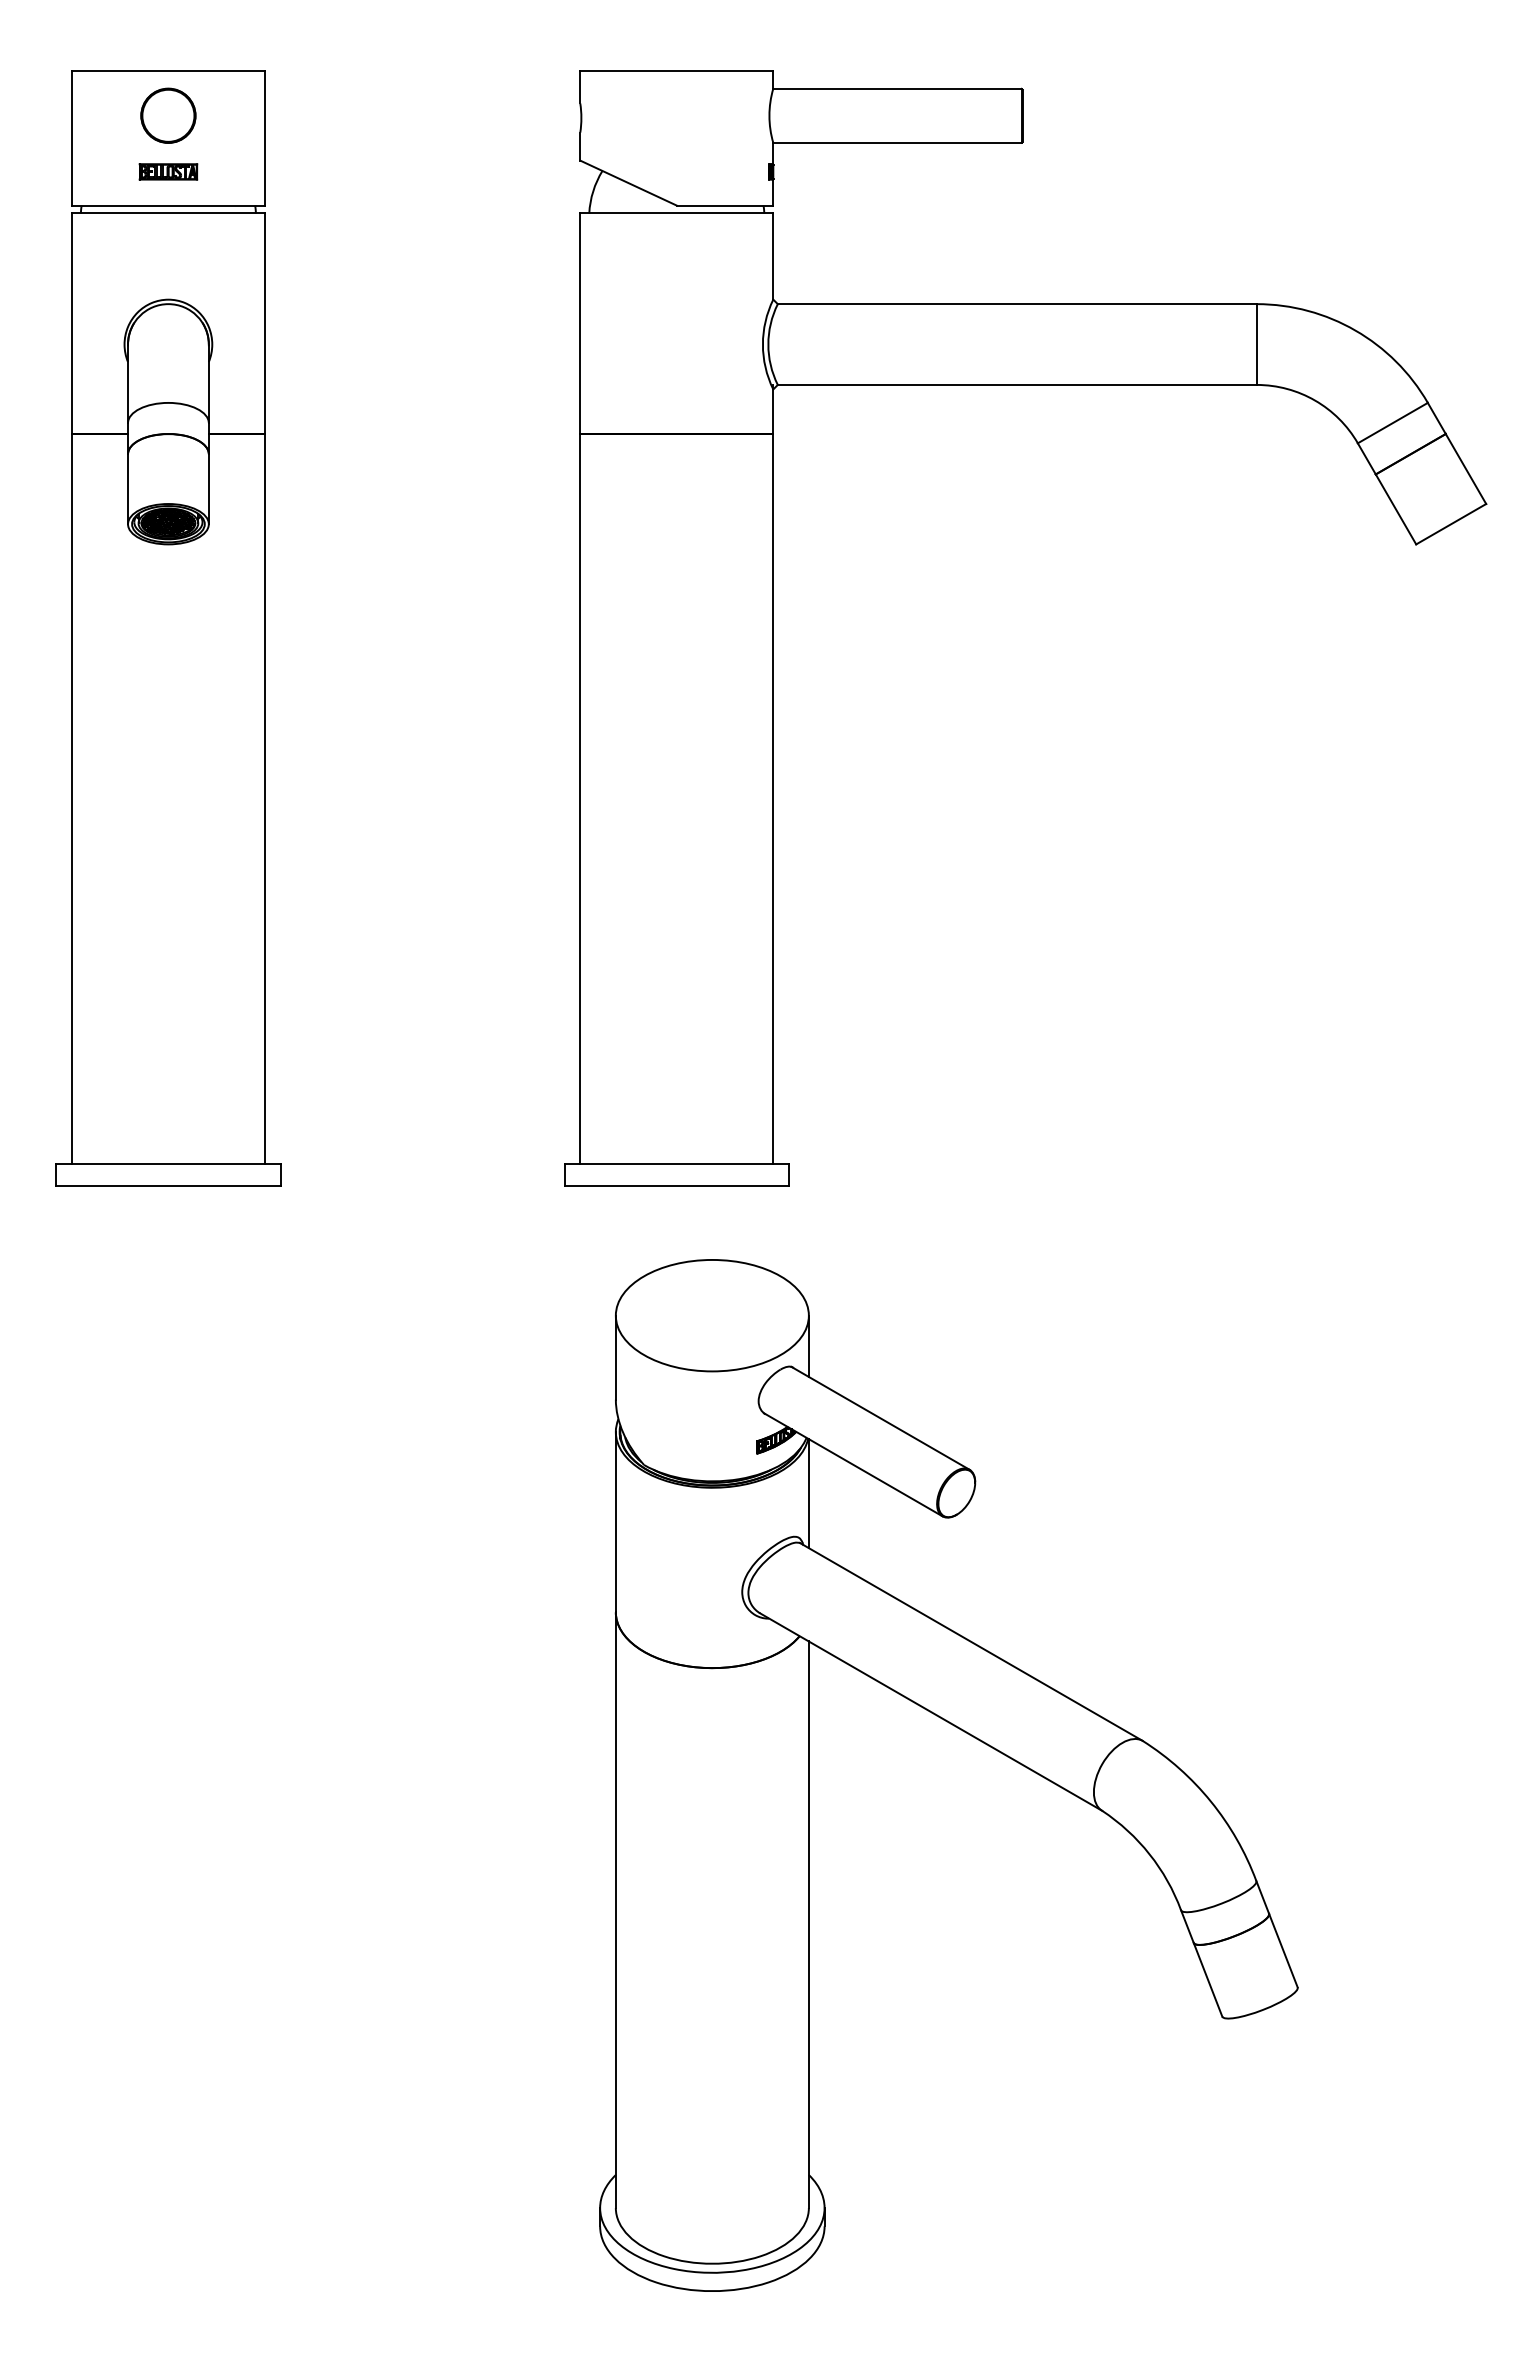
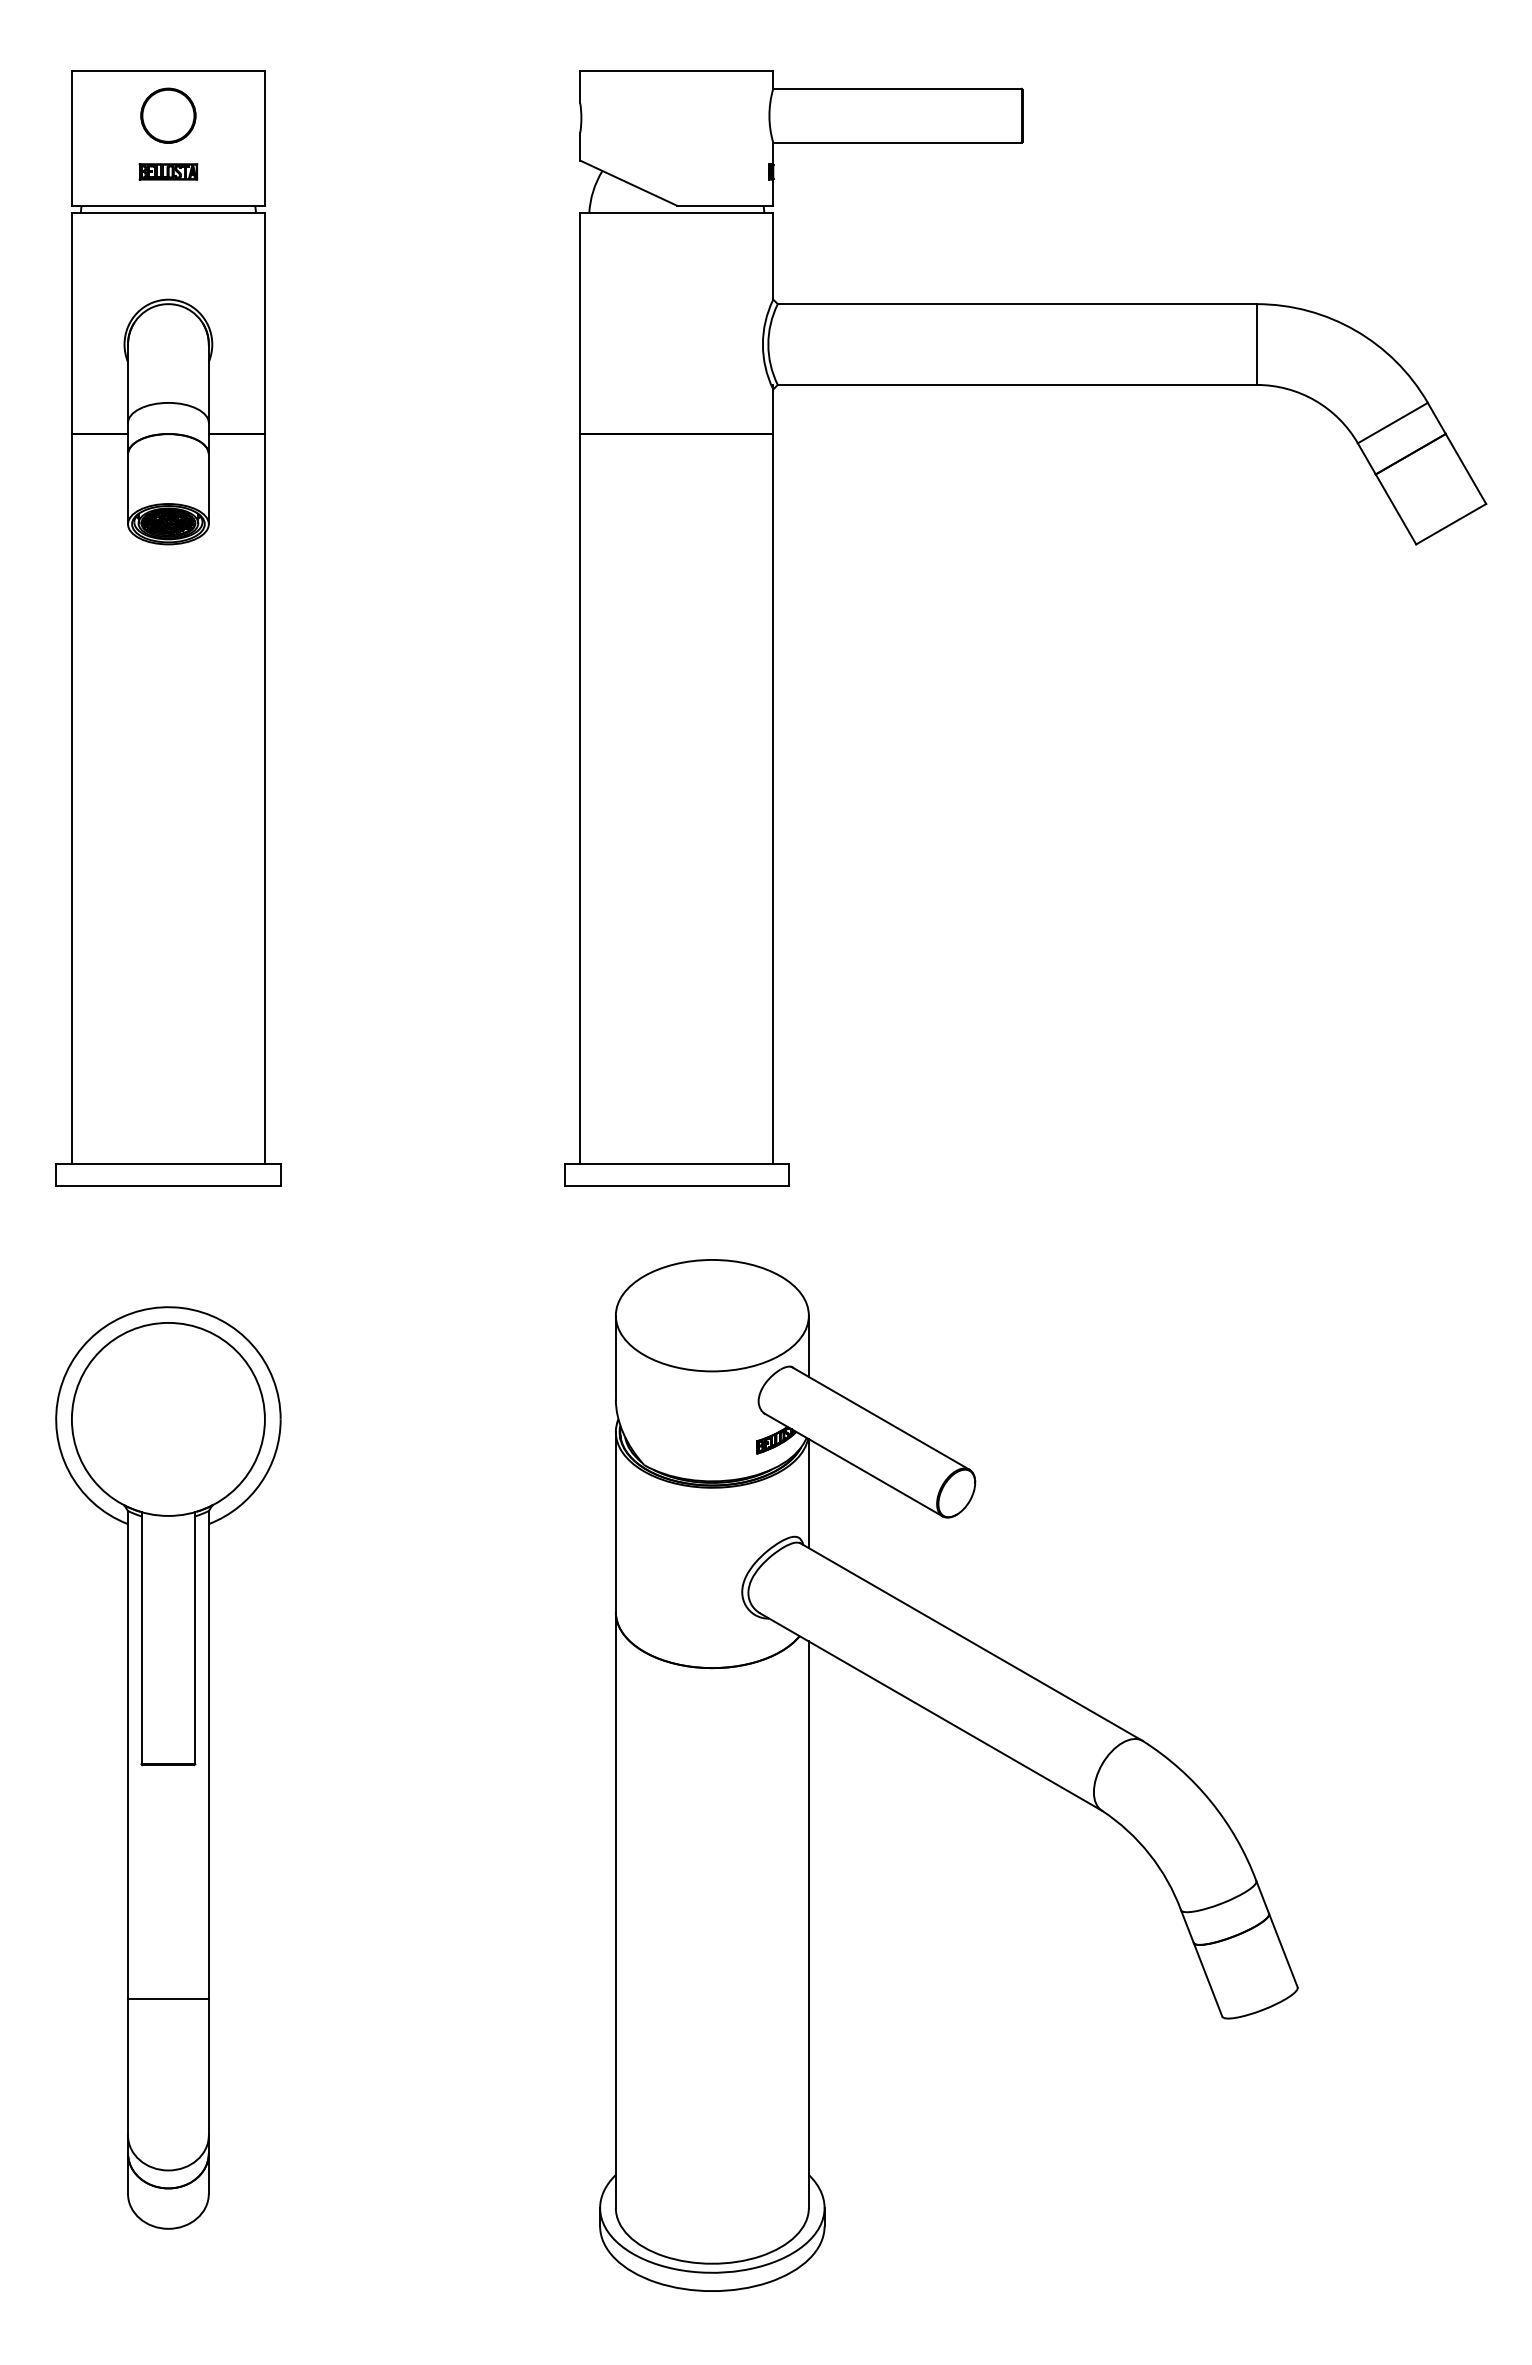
part: none -> present (168, 1767)
